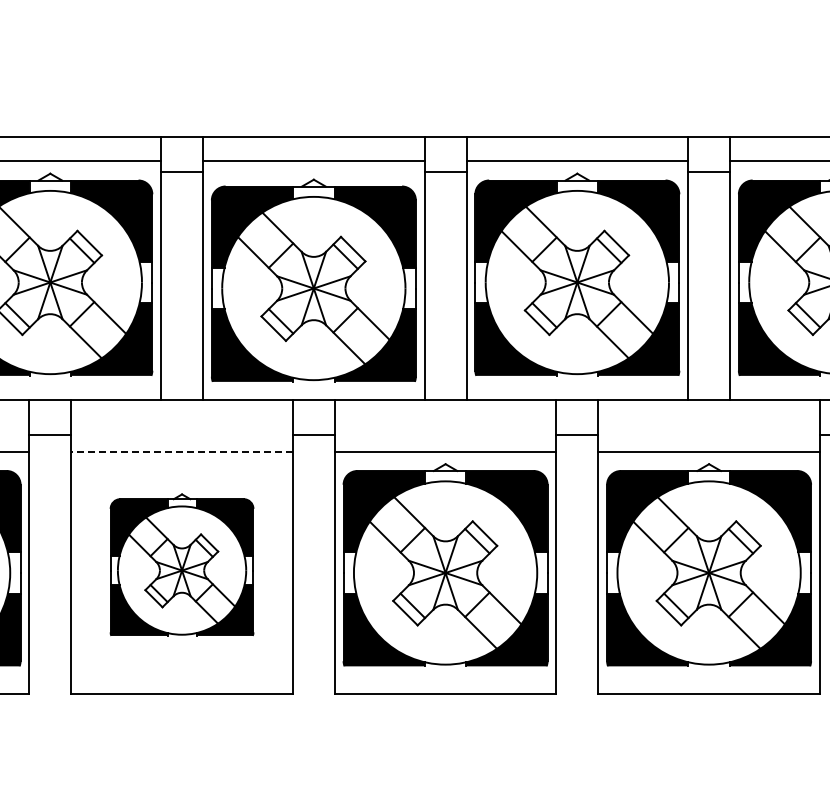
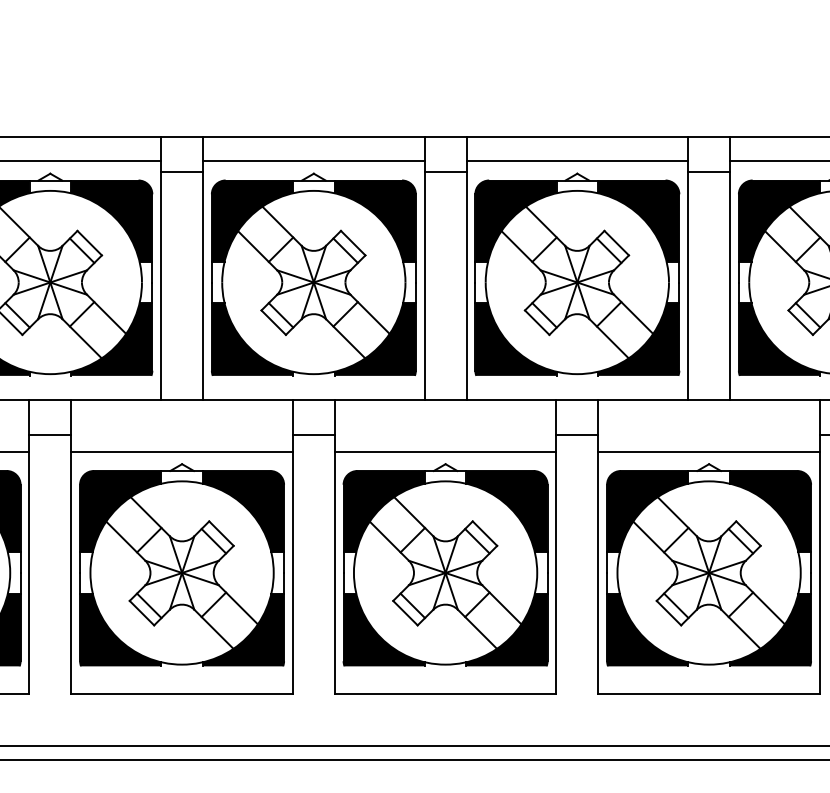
part position: (313, 280) -> (313, 274) (313, 274)
line: dashed -> solid (182, 451)
part size: 146x144 px -> 206x204 px (181, 564)
line: none -> present (414, 745)
line: none -> present (414, 759)
